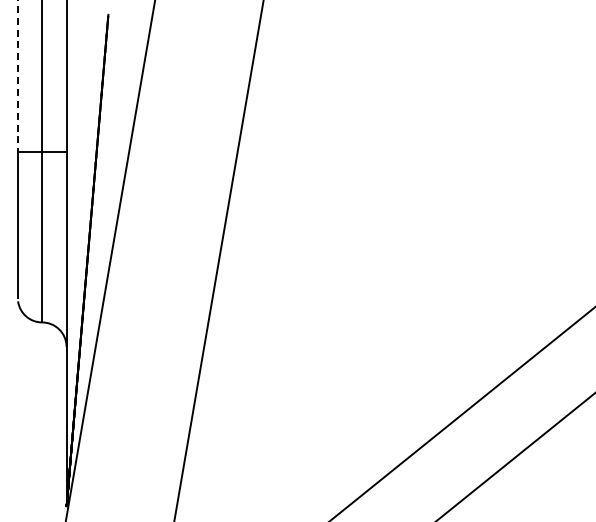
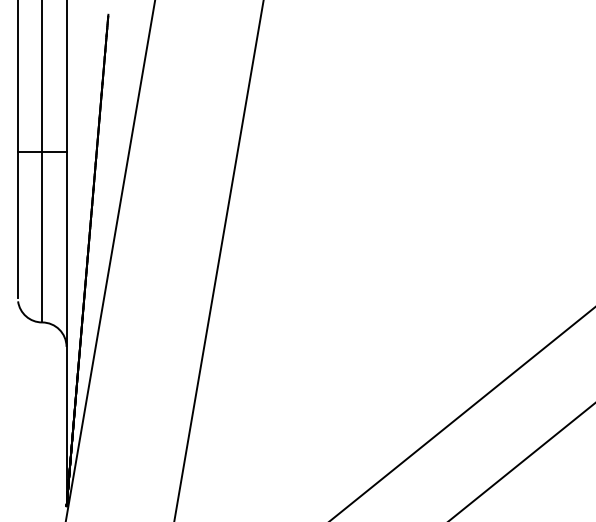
line: dashed -> solid (17, 76)
line position: (515, 456) -> (521, 461) (521, 461)
